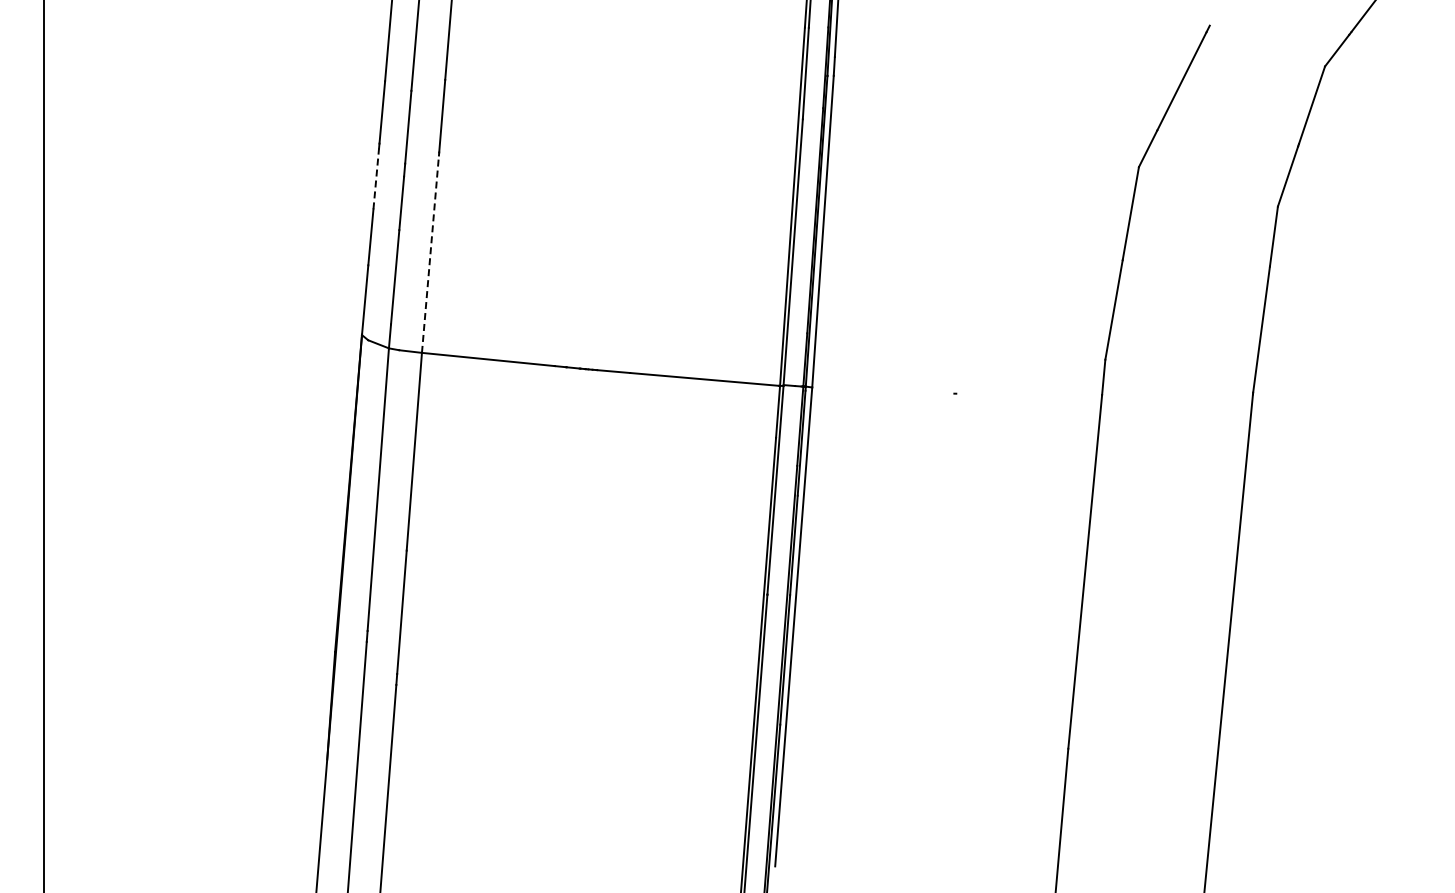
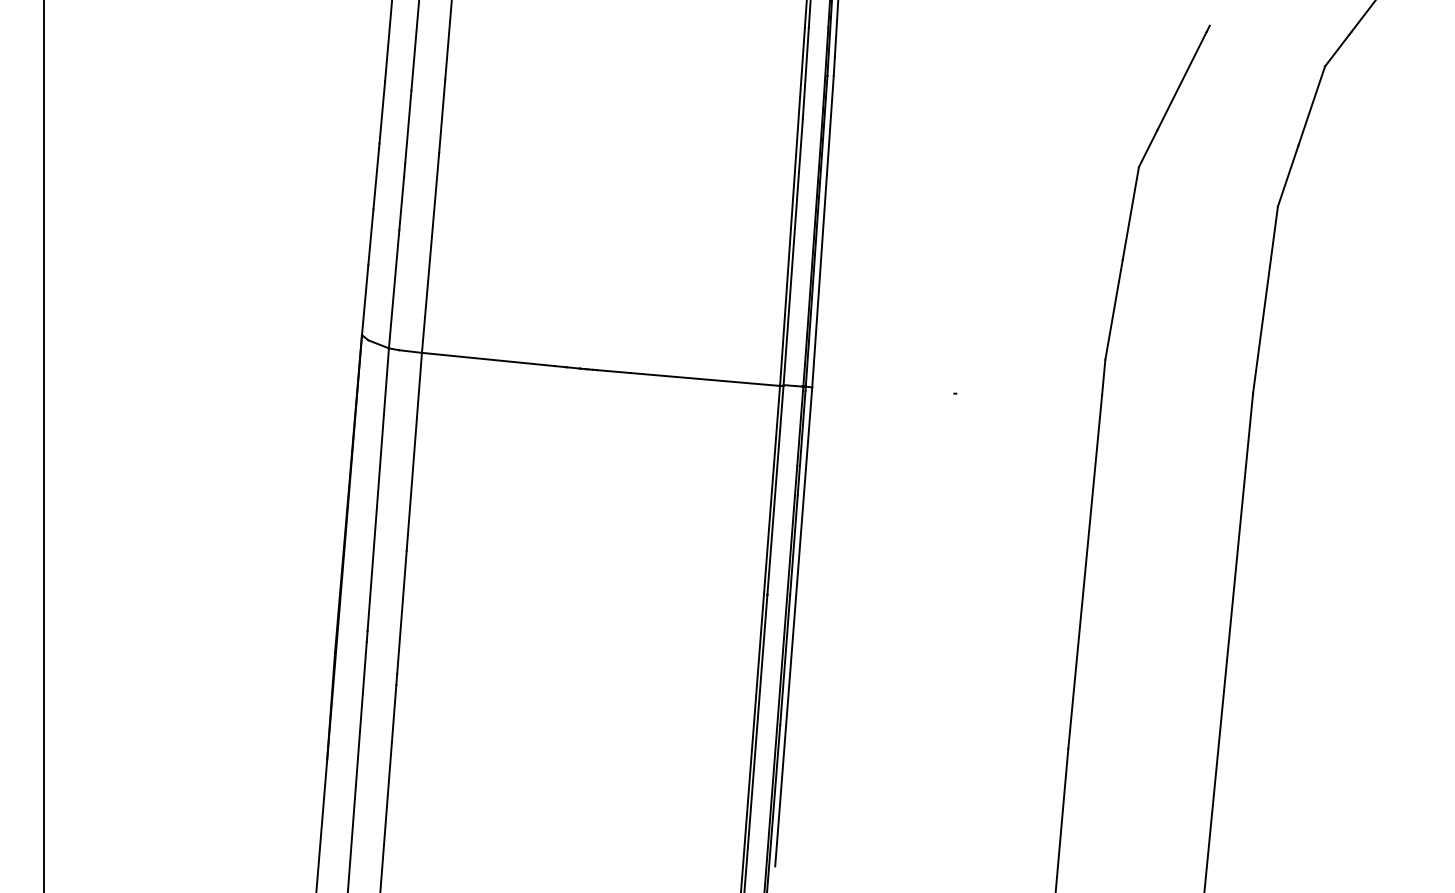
line: dashed -> solid (376, 178)
line: dashed -> solid (430, 253)
